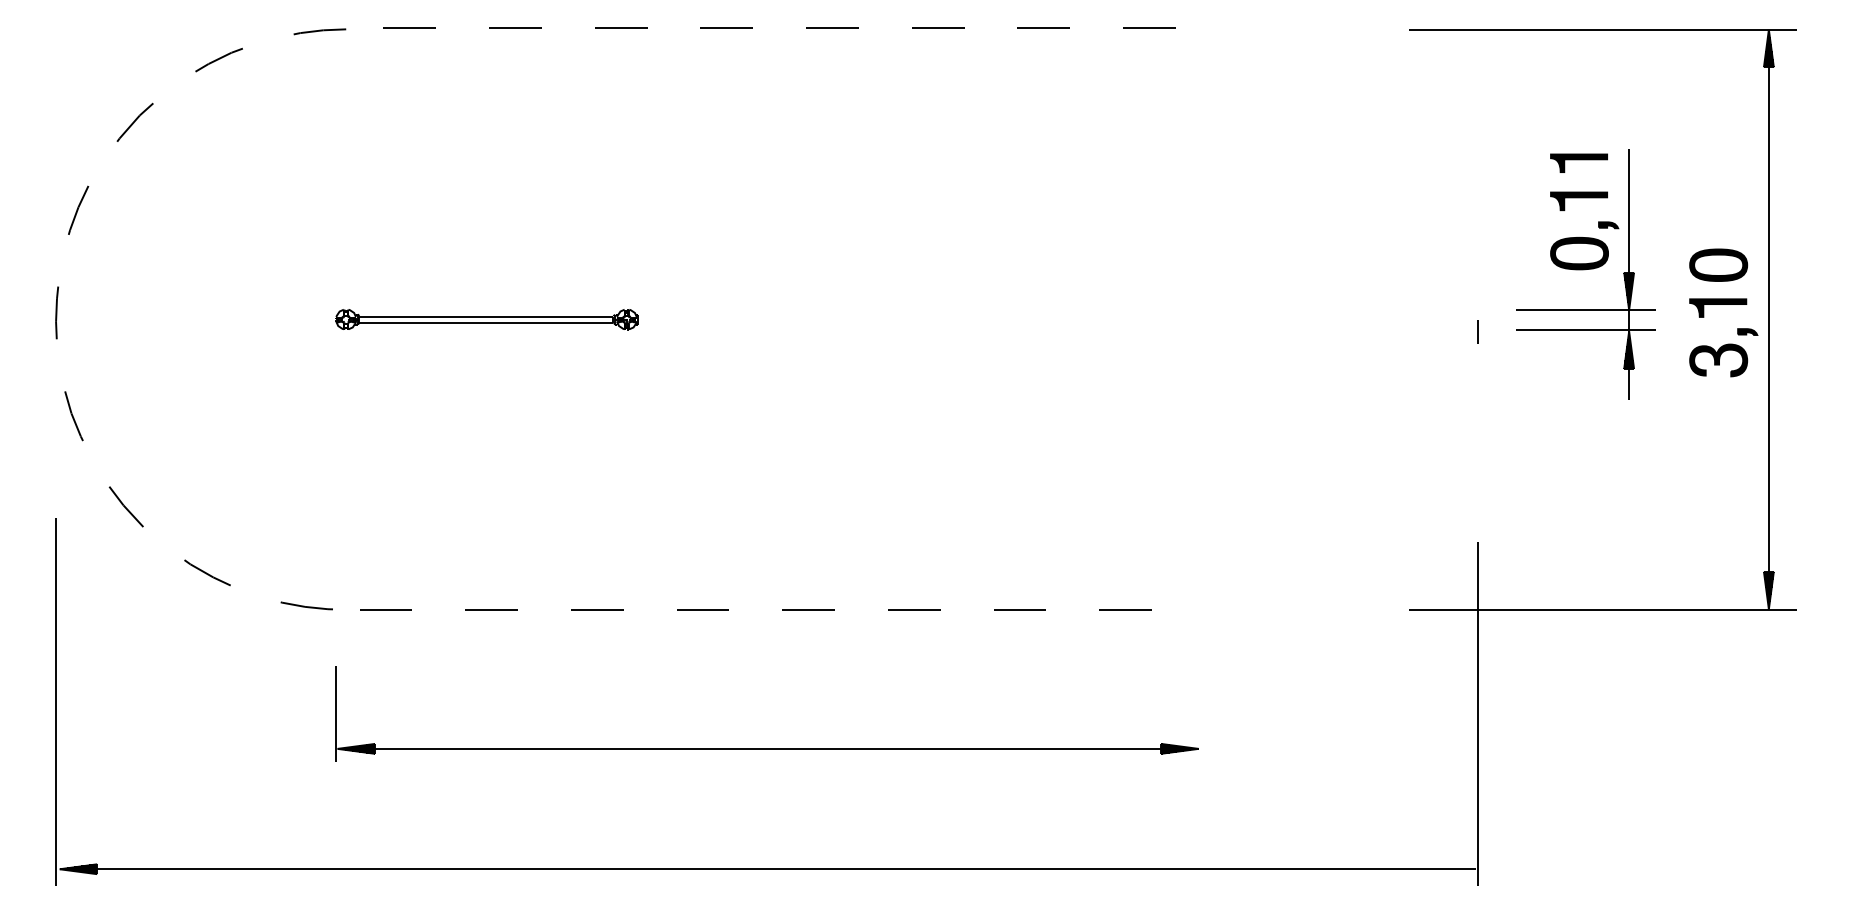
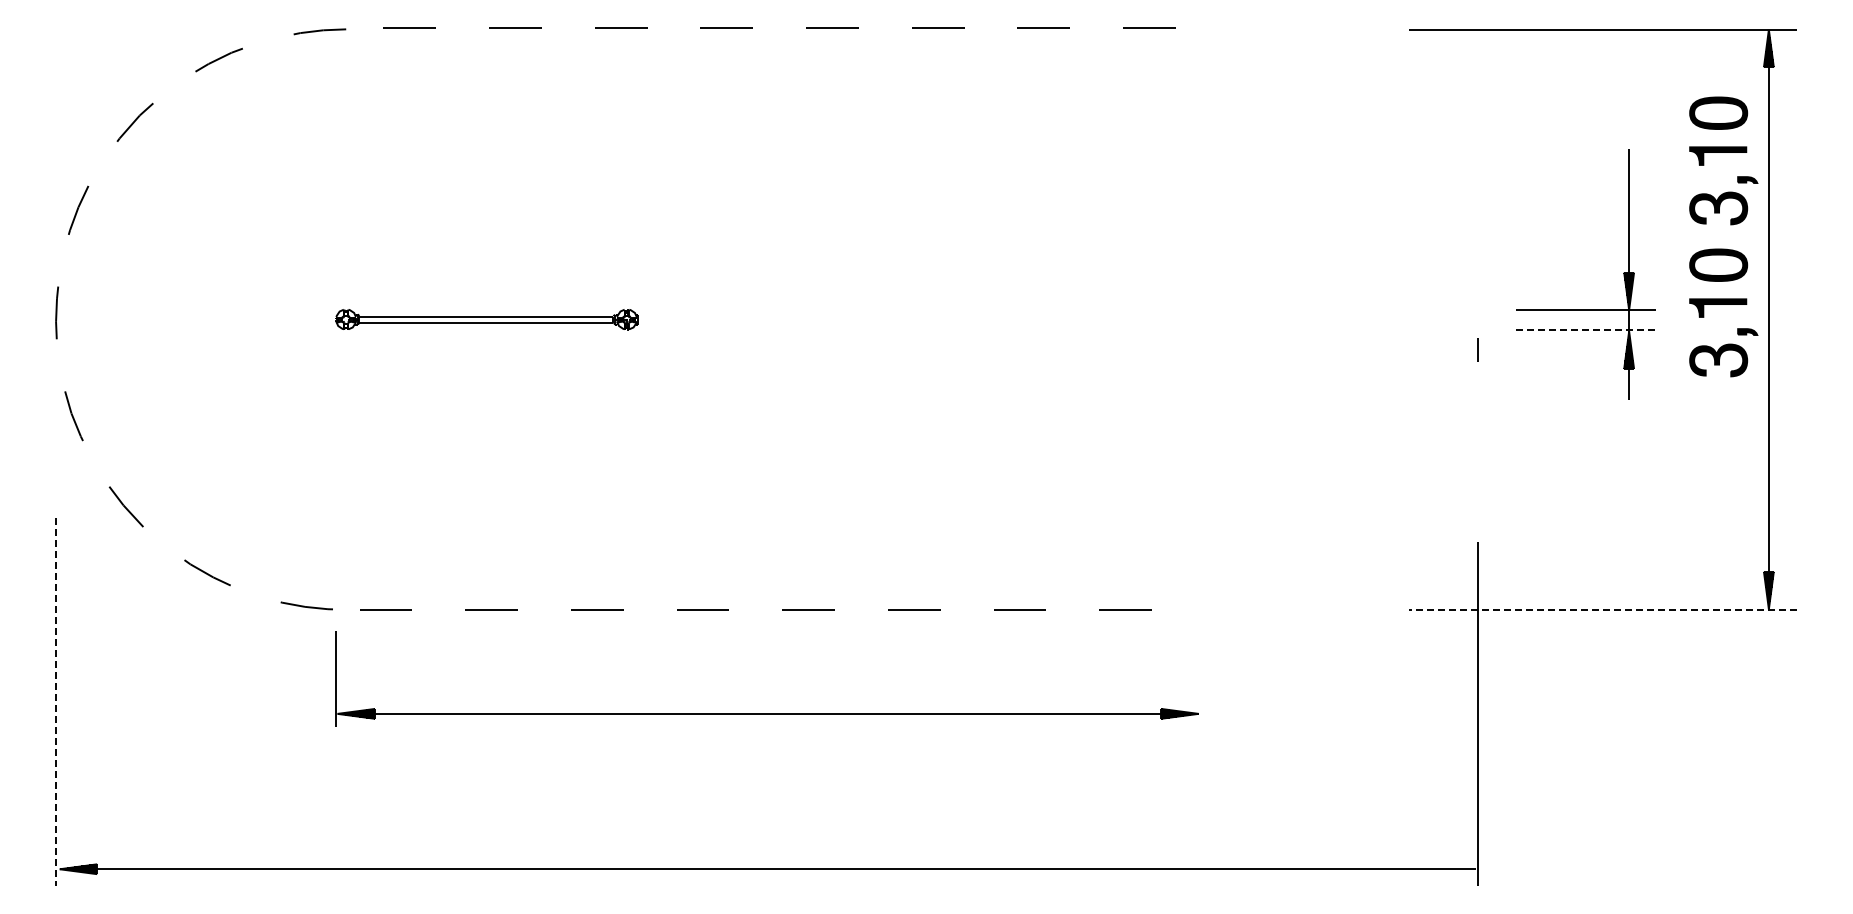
part: none -> present (1723, 152)
part: present -> none (1584, 198)
line: solid -> dashed (1586, 329)
line position: (1477, 331) -> (1477, 349) (1477, 349)
line: solid -> dashed (1602, 610)
line: solid -> dashed (55, 702)
part position: (766, 748) -> (766, 713) (766, 713)
